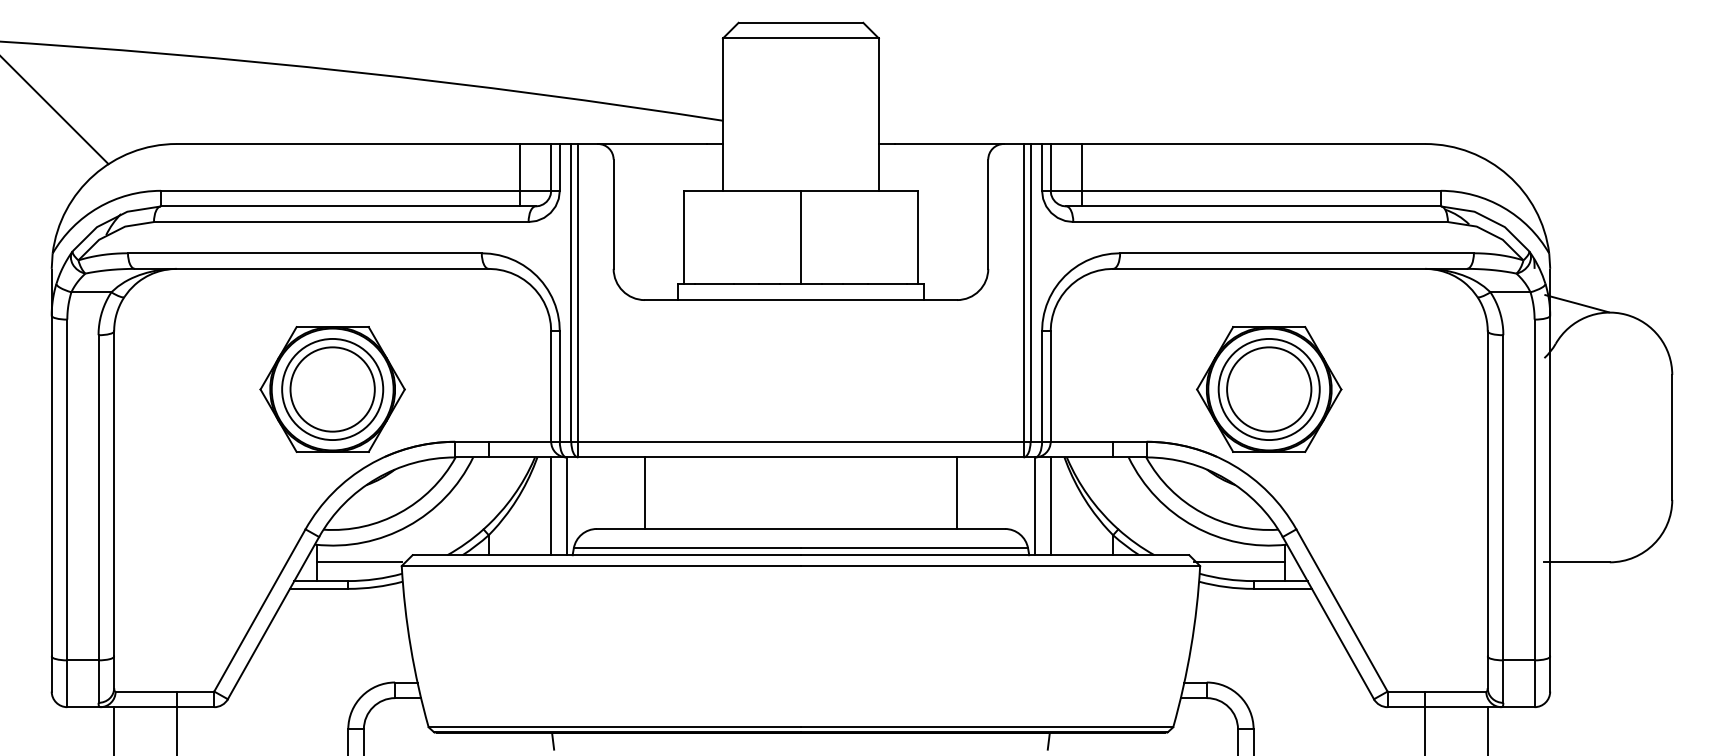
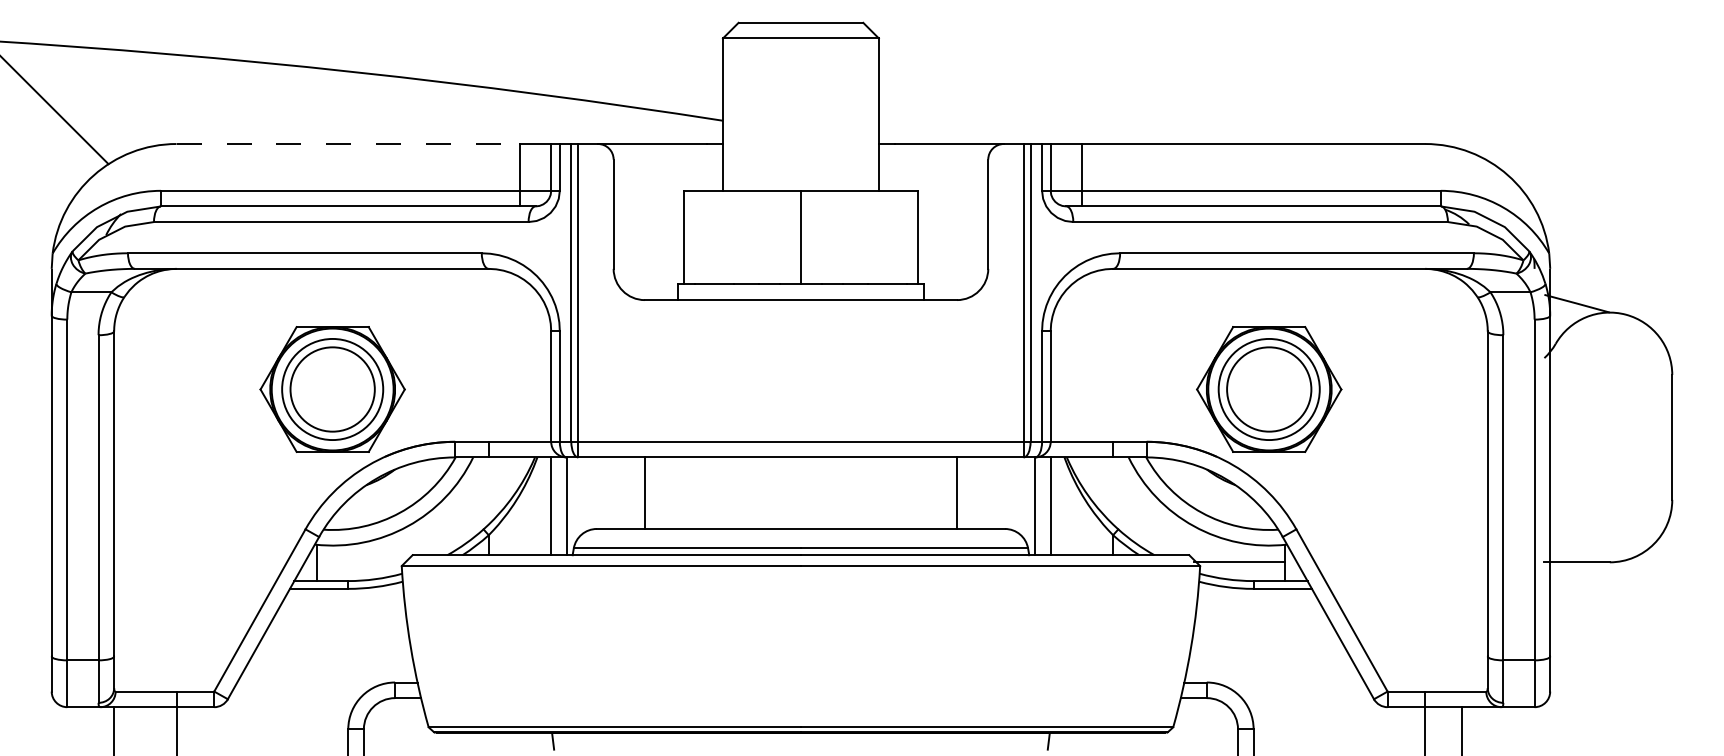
line: solid -> dashed (348, 144)
line: present -> none (359, 562)
line position: (1487, 729) -> (1461, 729) (1461, 729)
